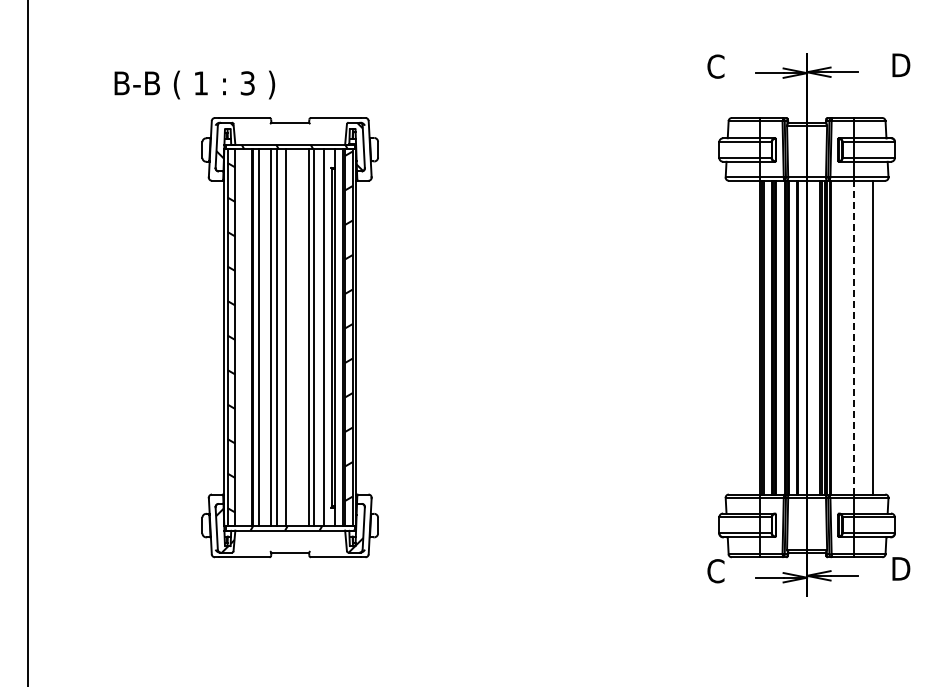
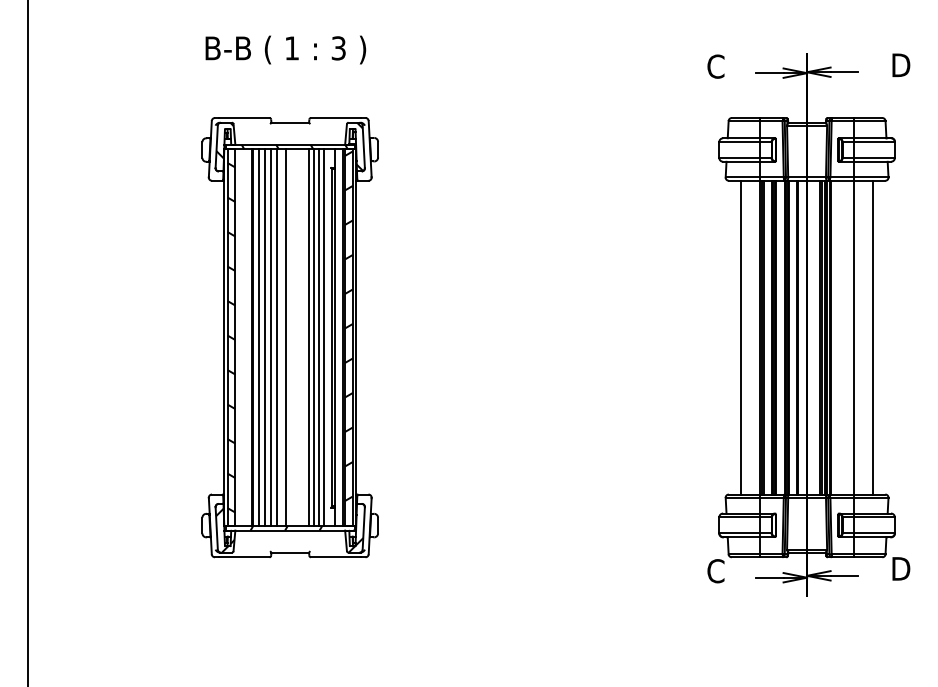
text position: (194, 84) -> (285, 49) (285, 49)
line: none -> present (264, 337)
line: none -> present (318, 337)
line: none -> present (741, 337)
line: dashed -> solid (854, 337)
